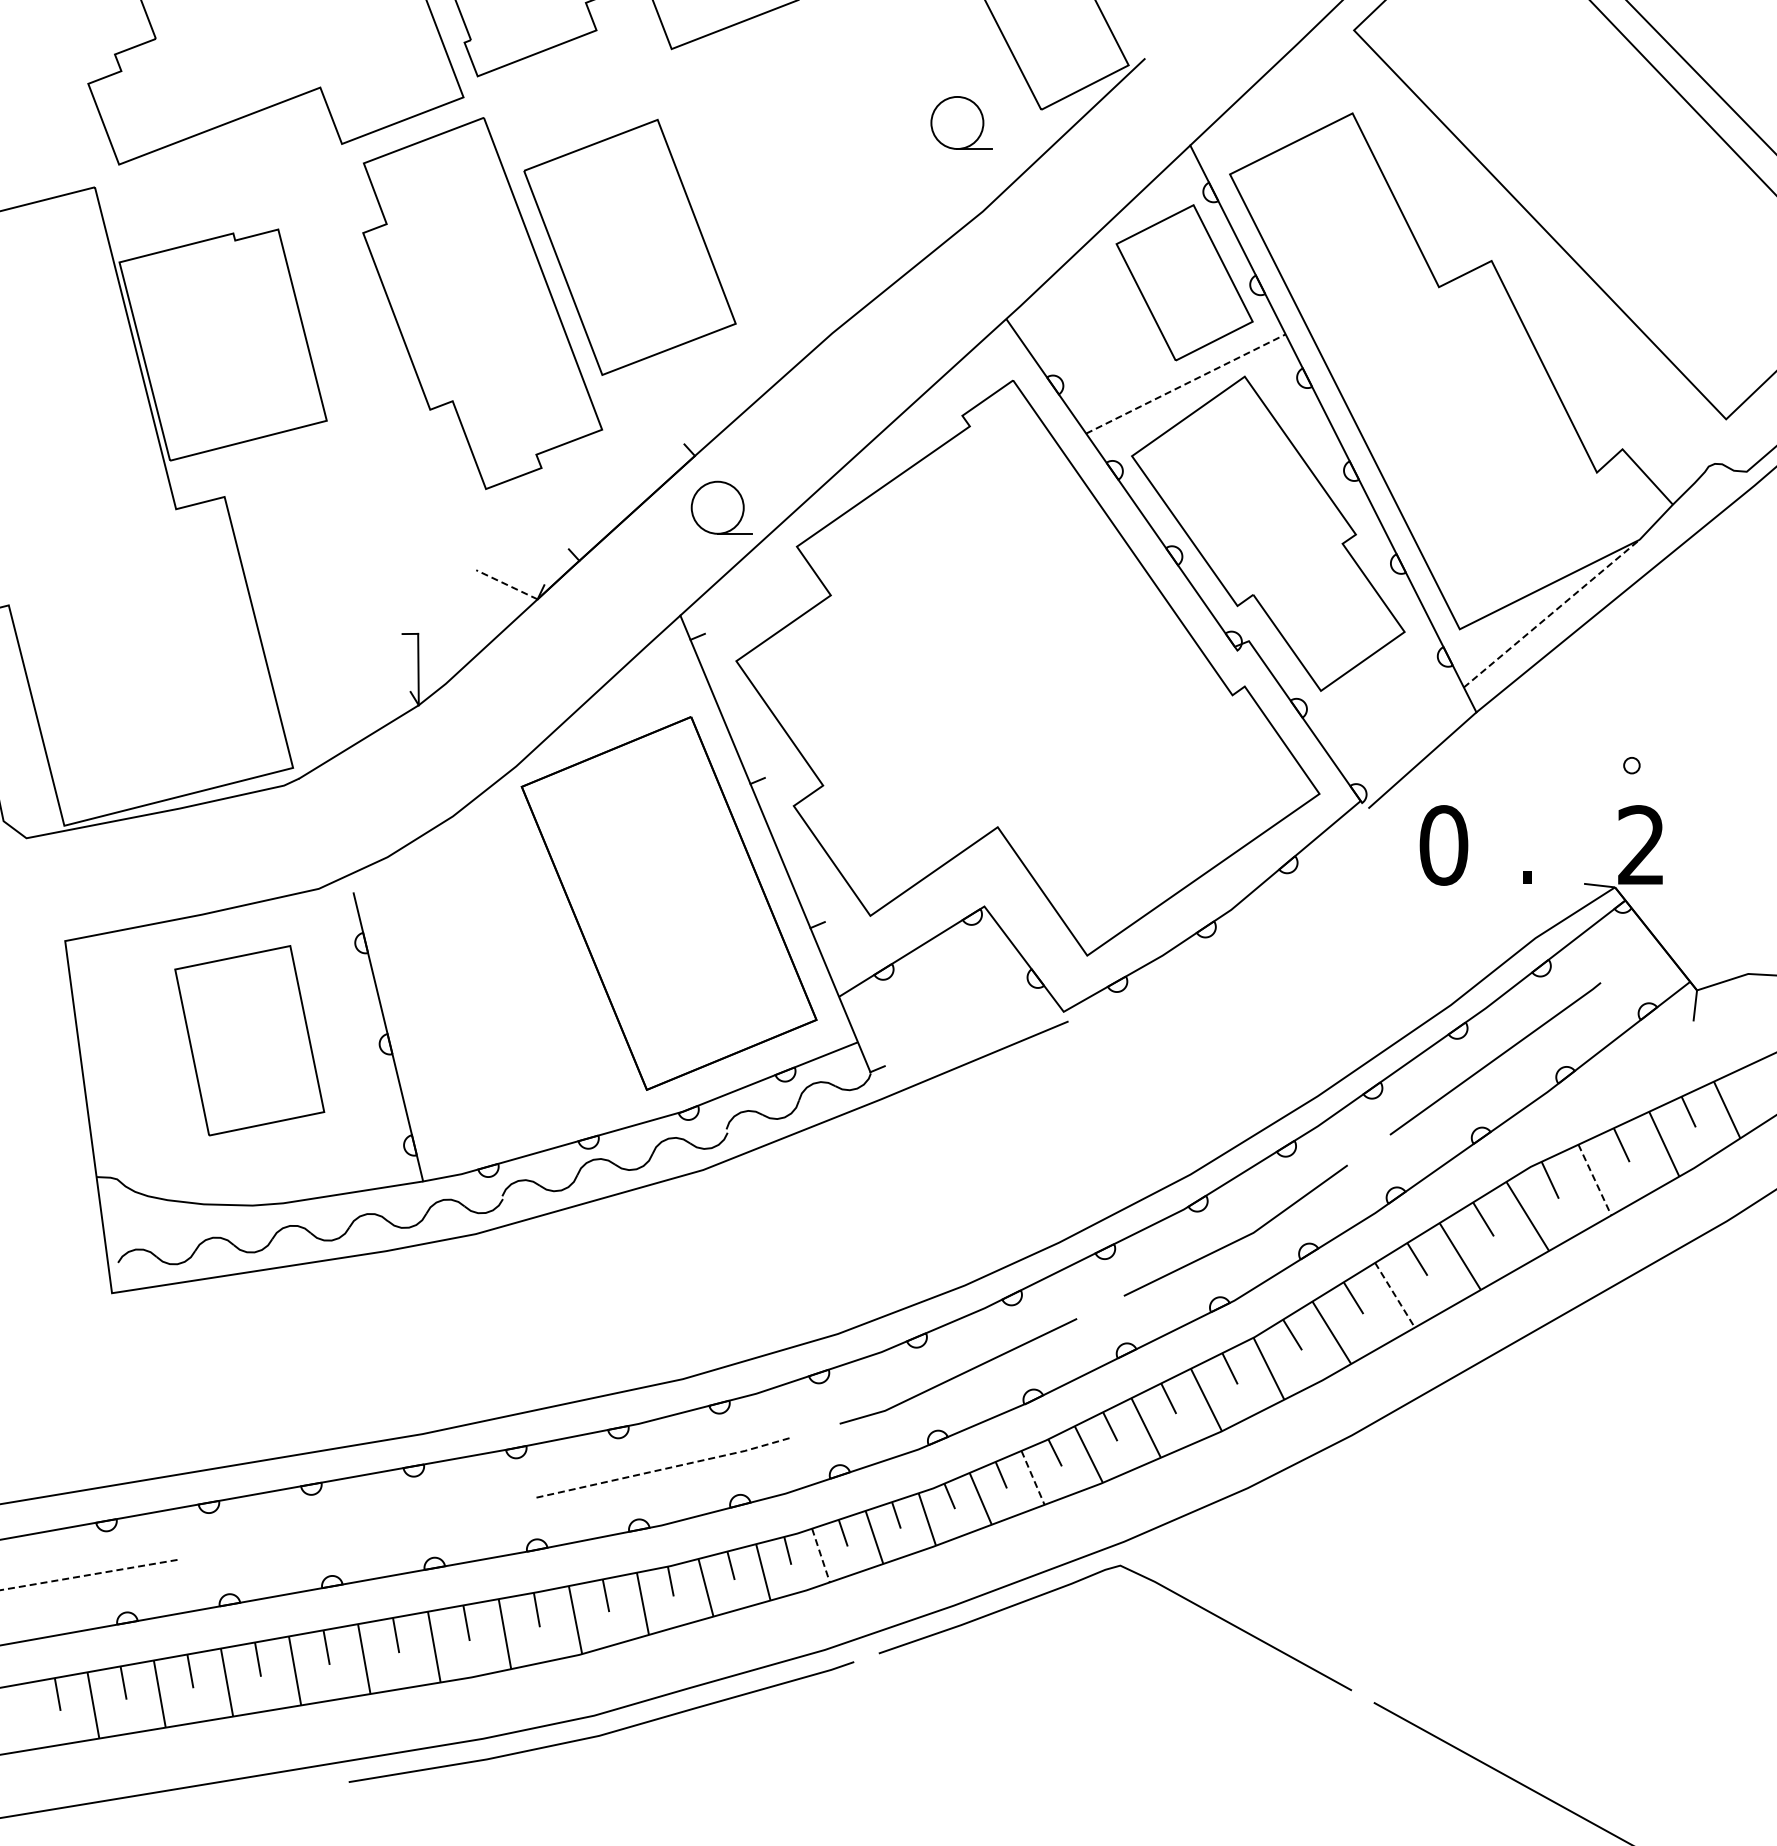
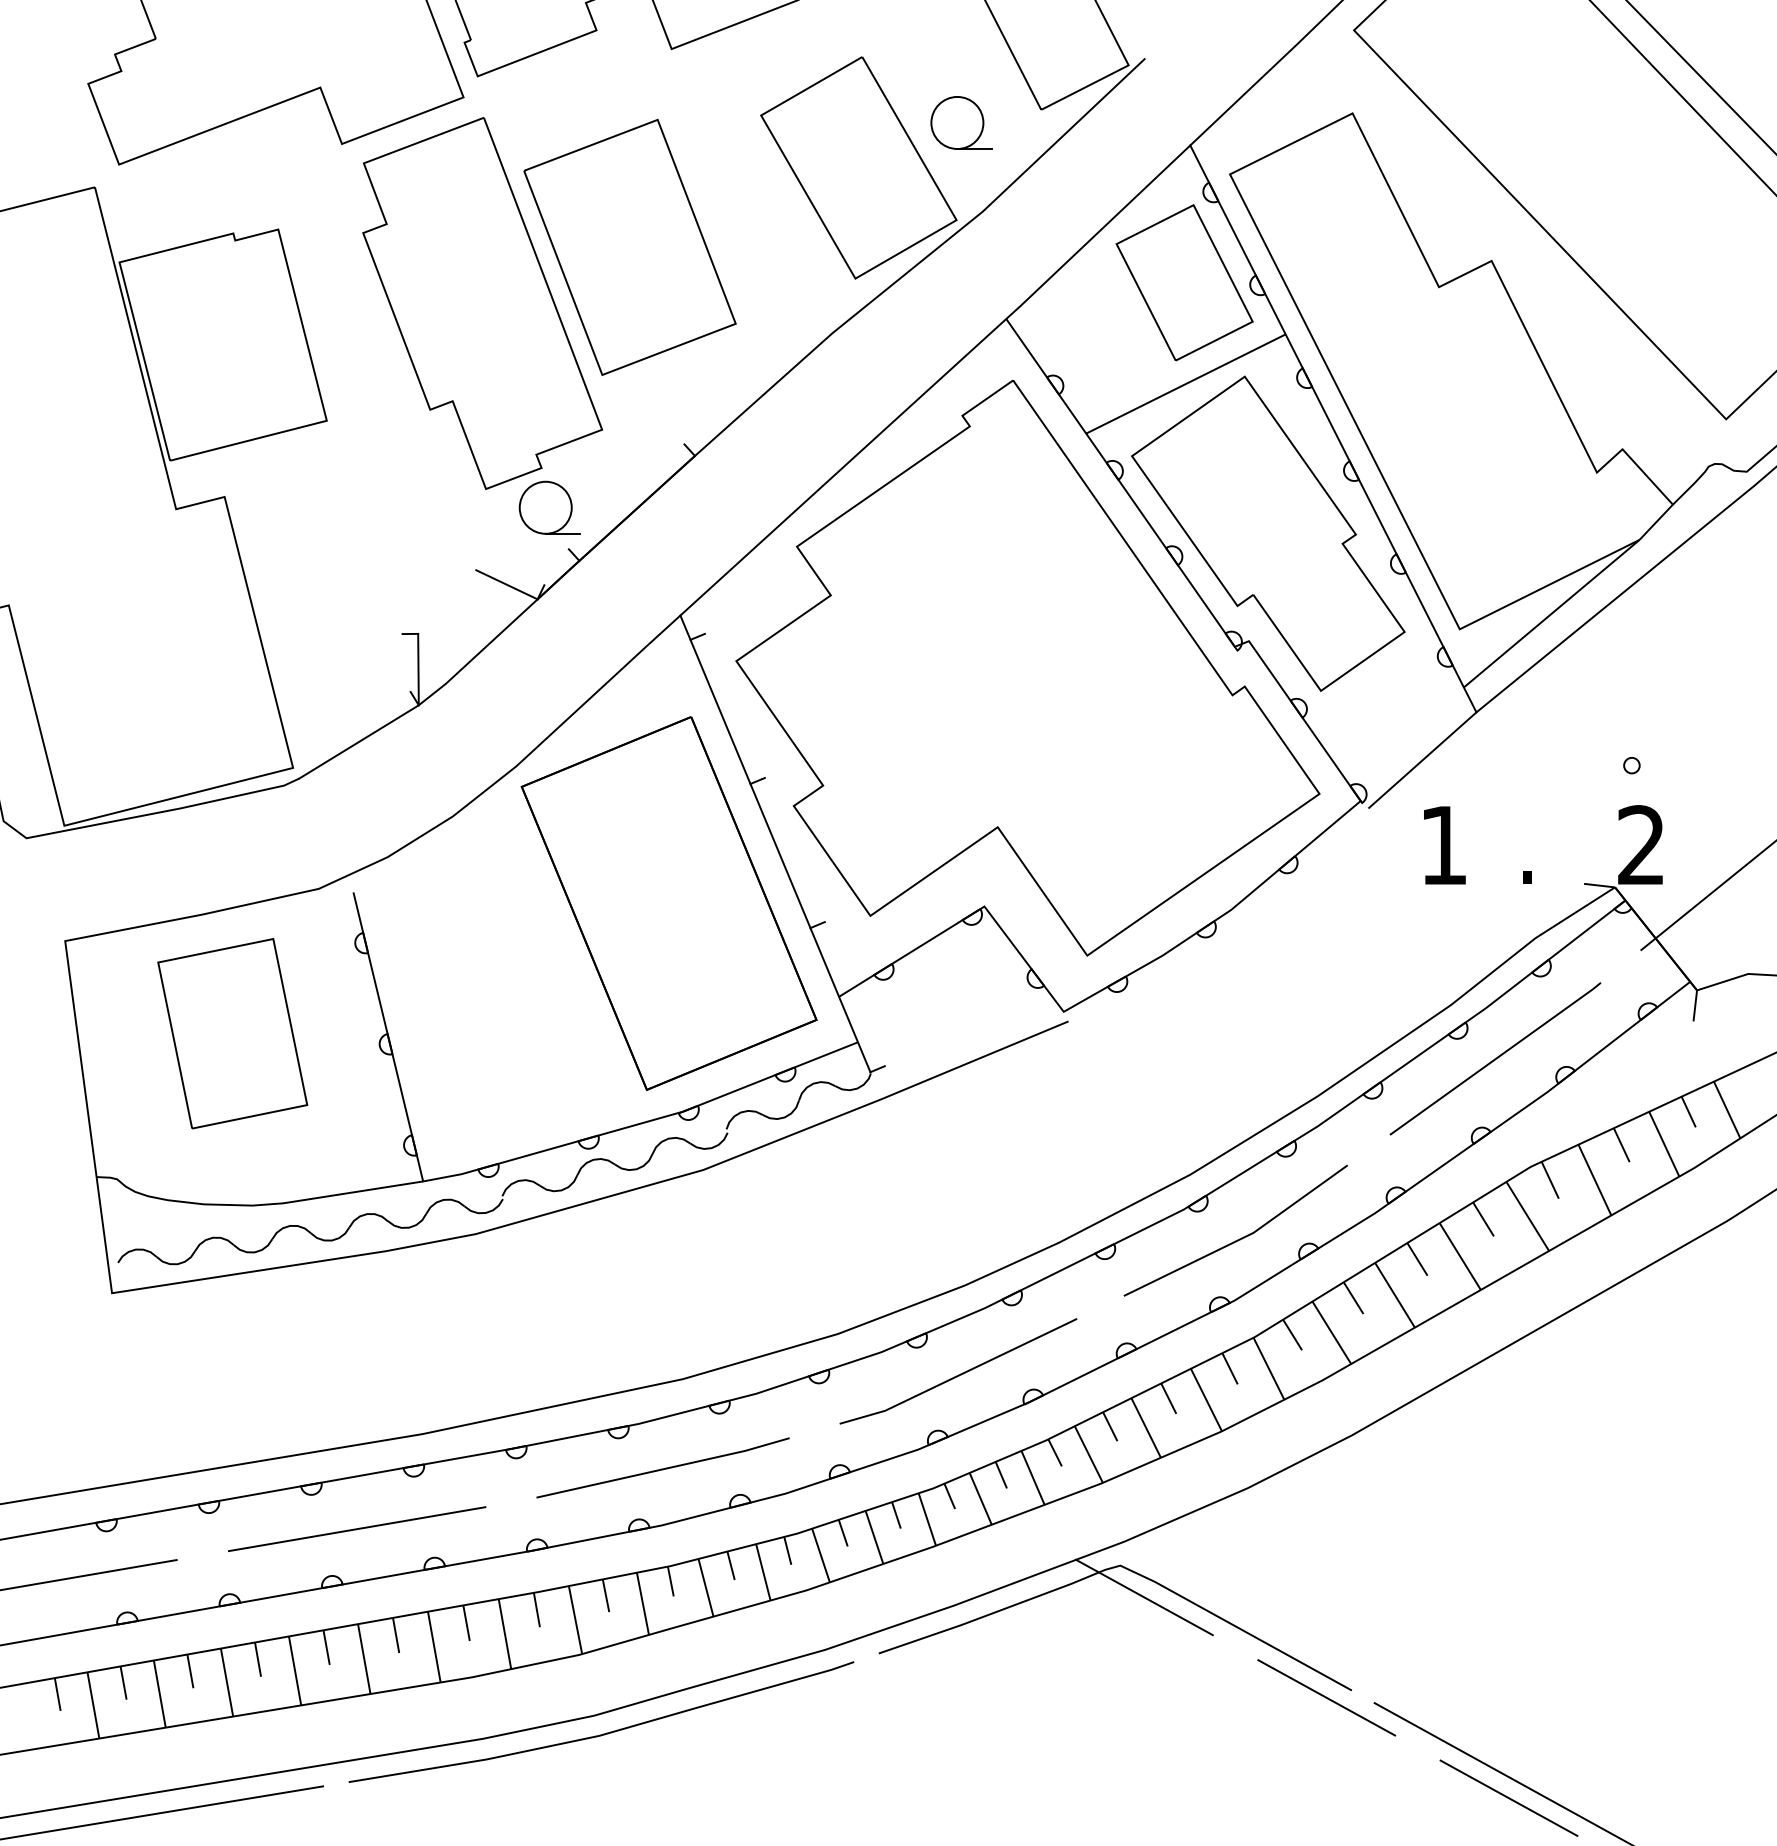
part: none -> present (858, 167)
line: dashed -> solid (1186, 383)
part position: (721, 507) -> (549, 507) (549, 507)
line: dashed -> solid (506, 584)
line: dashed -> solid (1551, 613)
text: 0 -> 1 (1443, 845)
line: none -> present (1707, 896)
part position: (249, 1040) -> (232, 1033) (232, 1033)
line: dashed -> solid (1595, 1180)
line: dashed -> solid (1394, 1295)
line: dashed -> solid (664, 1469)
line: dashed -> solid (1033, 1478)
line: none -> present (356, 1529)
line: dashed -> solid (821, 1556)
line: dashed -> solid (89, 1575)
line: none -> present (1144, 1597)
line: none -> present (1326, 1697)
line: none -> present (1508, 1797)
line: none -> present (162, 1812)
